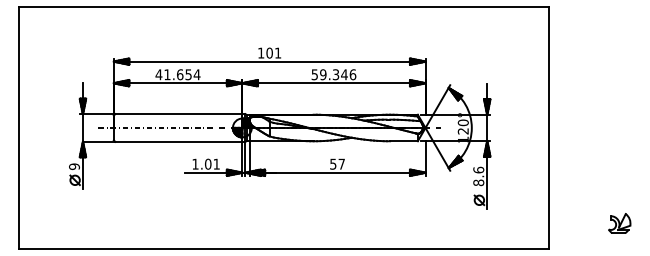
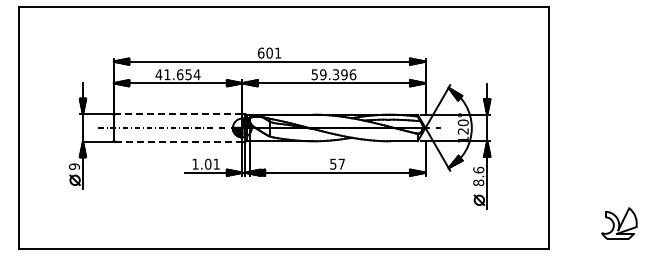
text: 101 -> 601 (261, 52)
text: 59.346 -> 59.396 (344, 74)
line: solid -> dashed (178, 114)
line: solid -> dashed (179, 141)
part size: 24x21 px -> 37x33 px (619, 223)
